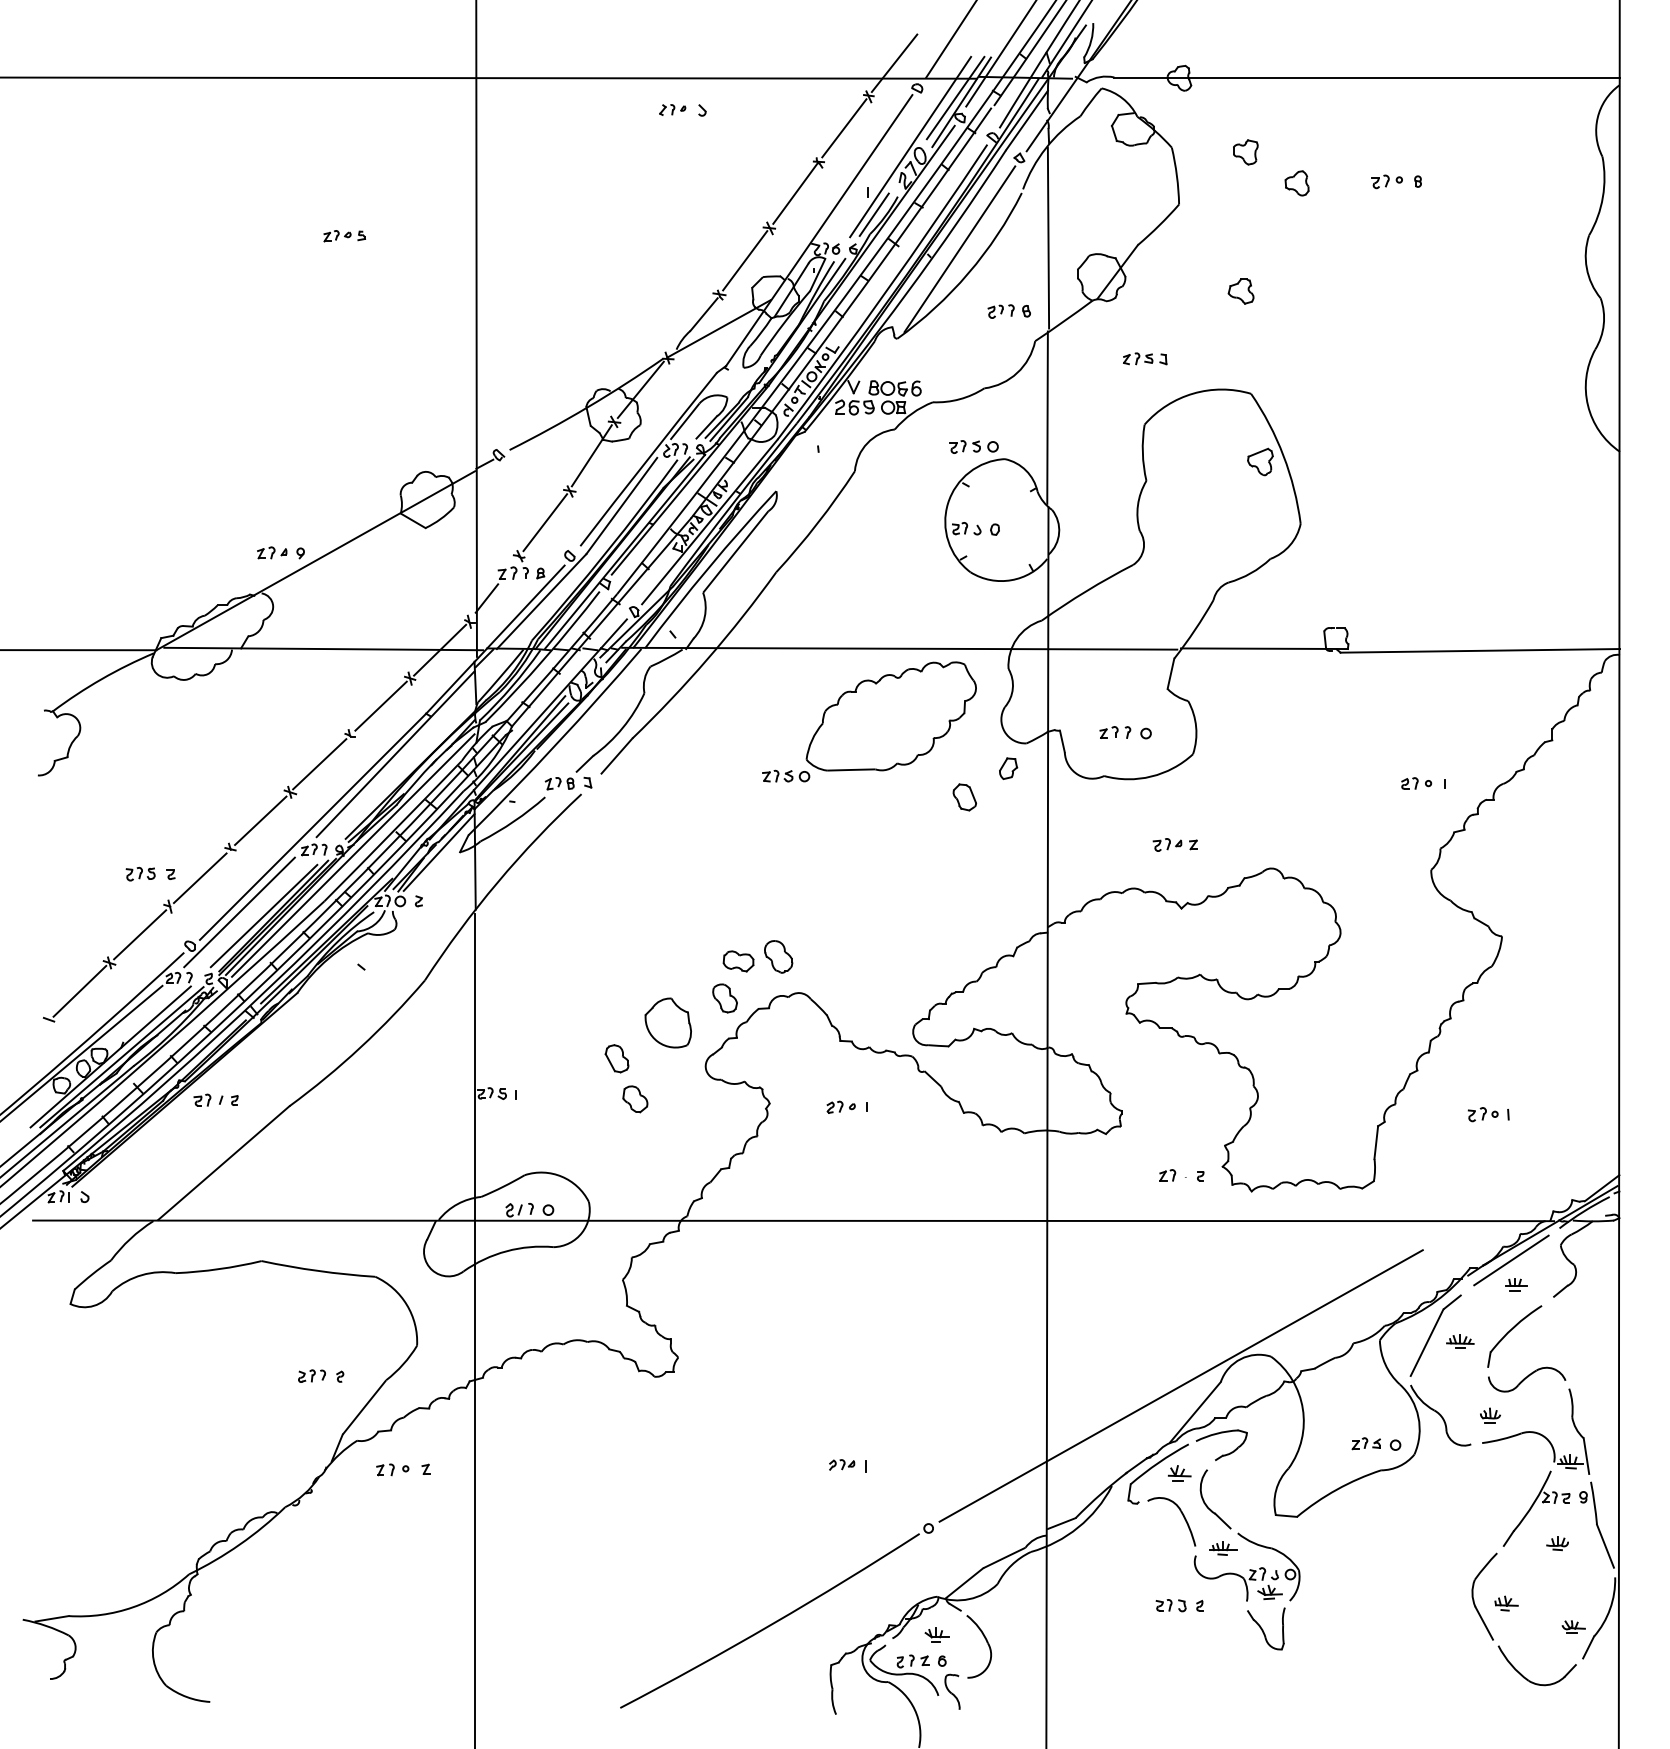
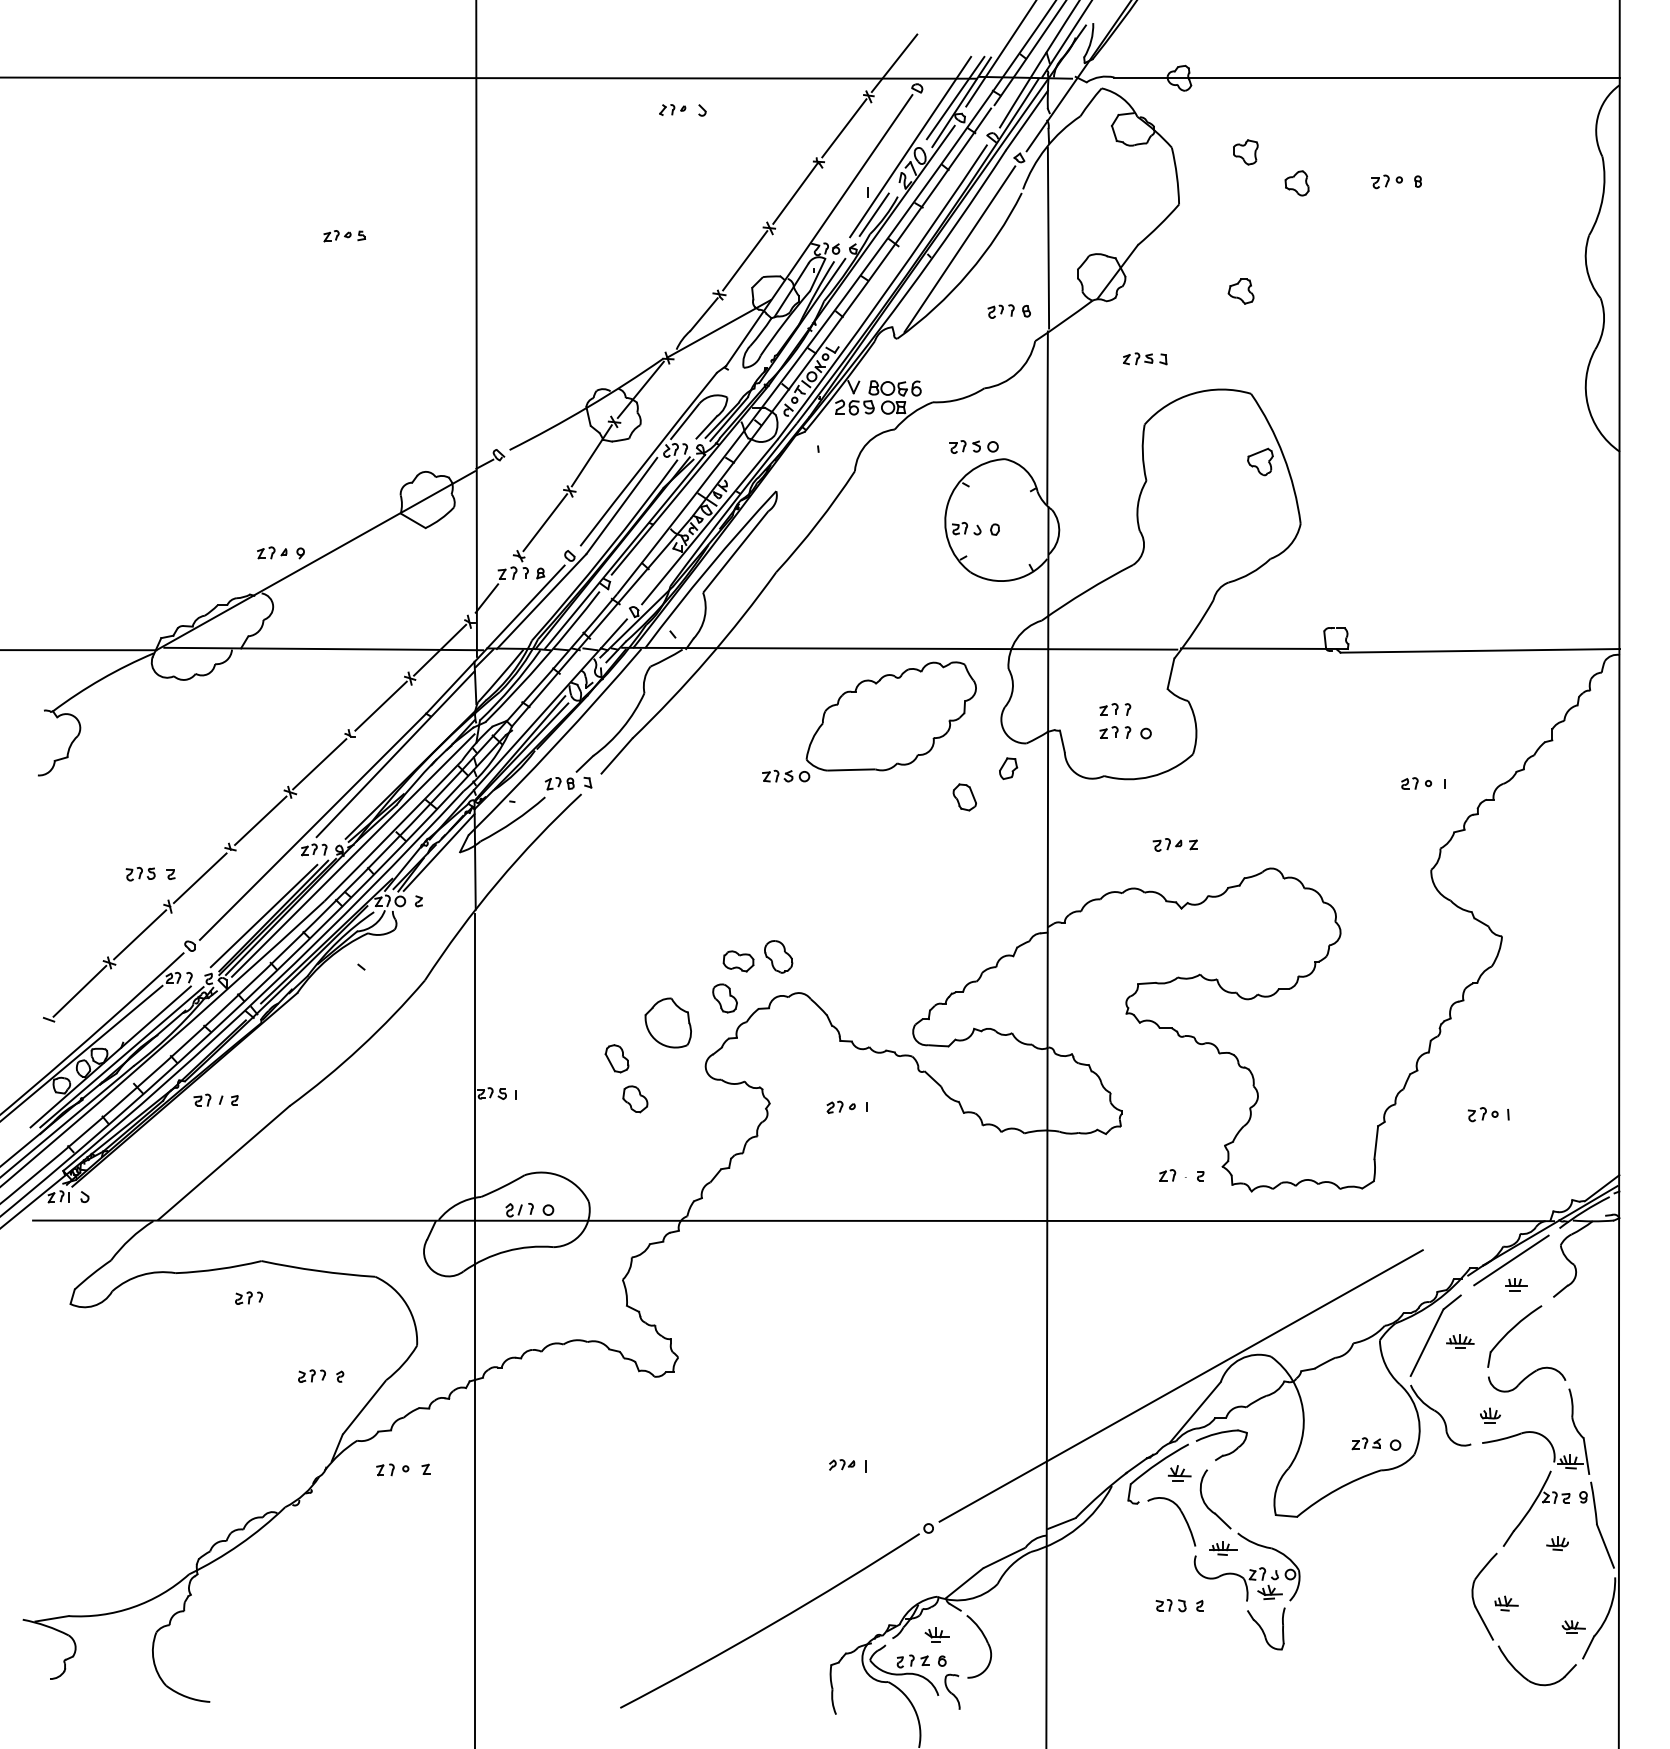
line: present -> none (950, 39)
part: none -> present (1115, 709)
line: present -> none (239, 912)
part: none -> present (248, 1297)
